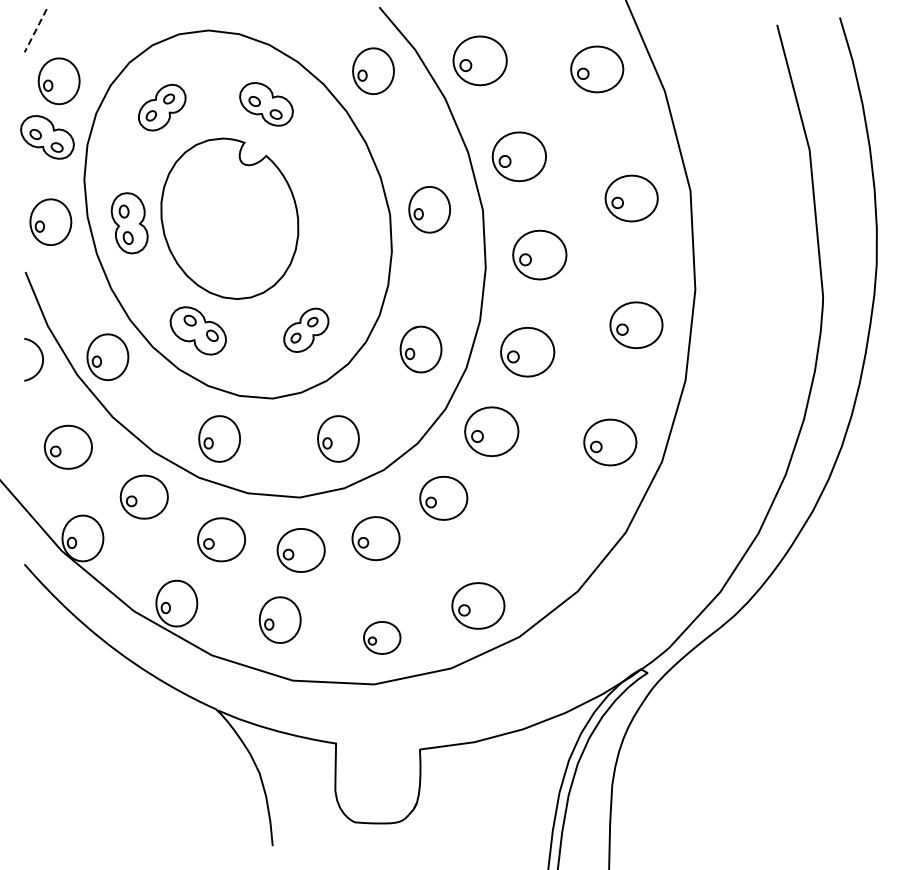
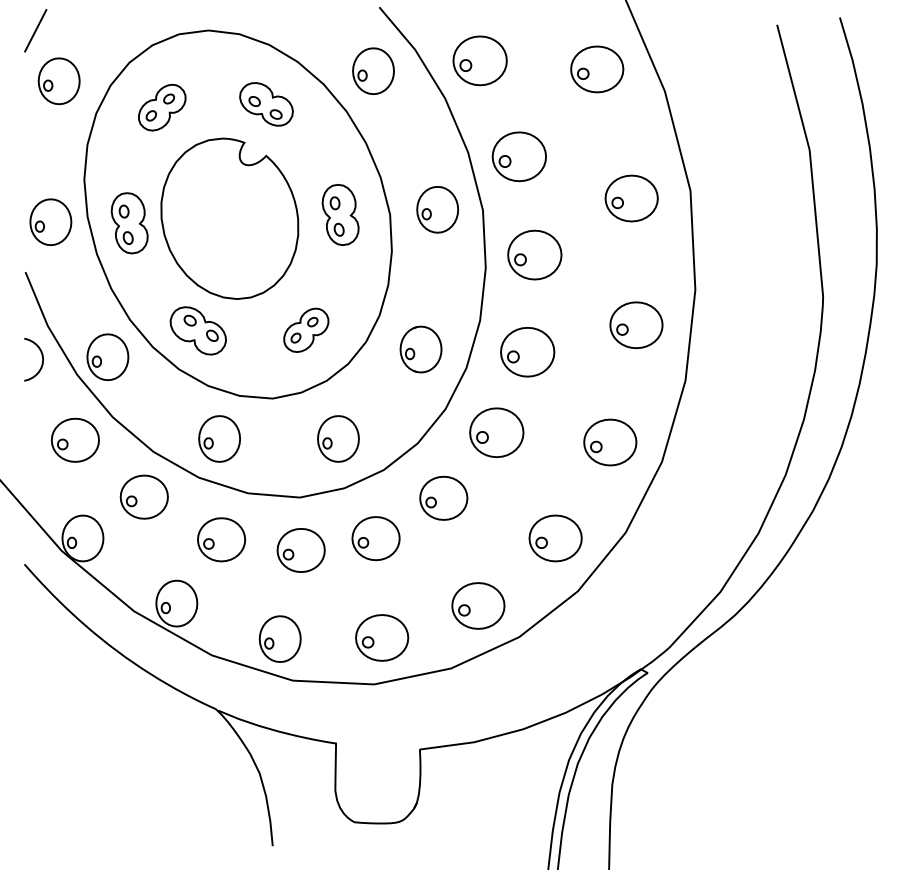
line: dashed -> solid (35, 31)
part: present -> none (47, 137)
part position: (429, 209) -> (437, 209) (437, 209)
part: none -> present (340, 214)
part position: (539, 254) -> (534, 254) (534, 254)
part position: (491, 431) -> (496, 432) (496, 432)
part position: (67, 446) -> (74, 439) (74, 439)
part: none -> present (555, 538)
part position: (279, 619) -> (279, 638) (279, 638)
part size: 39x34 px -> 55x48 px (382, 637)
